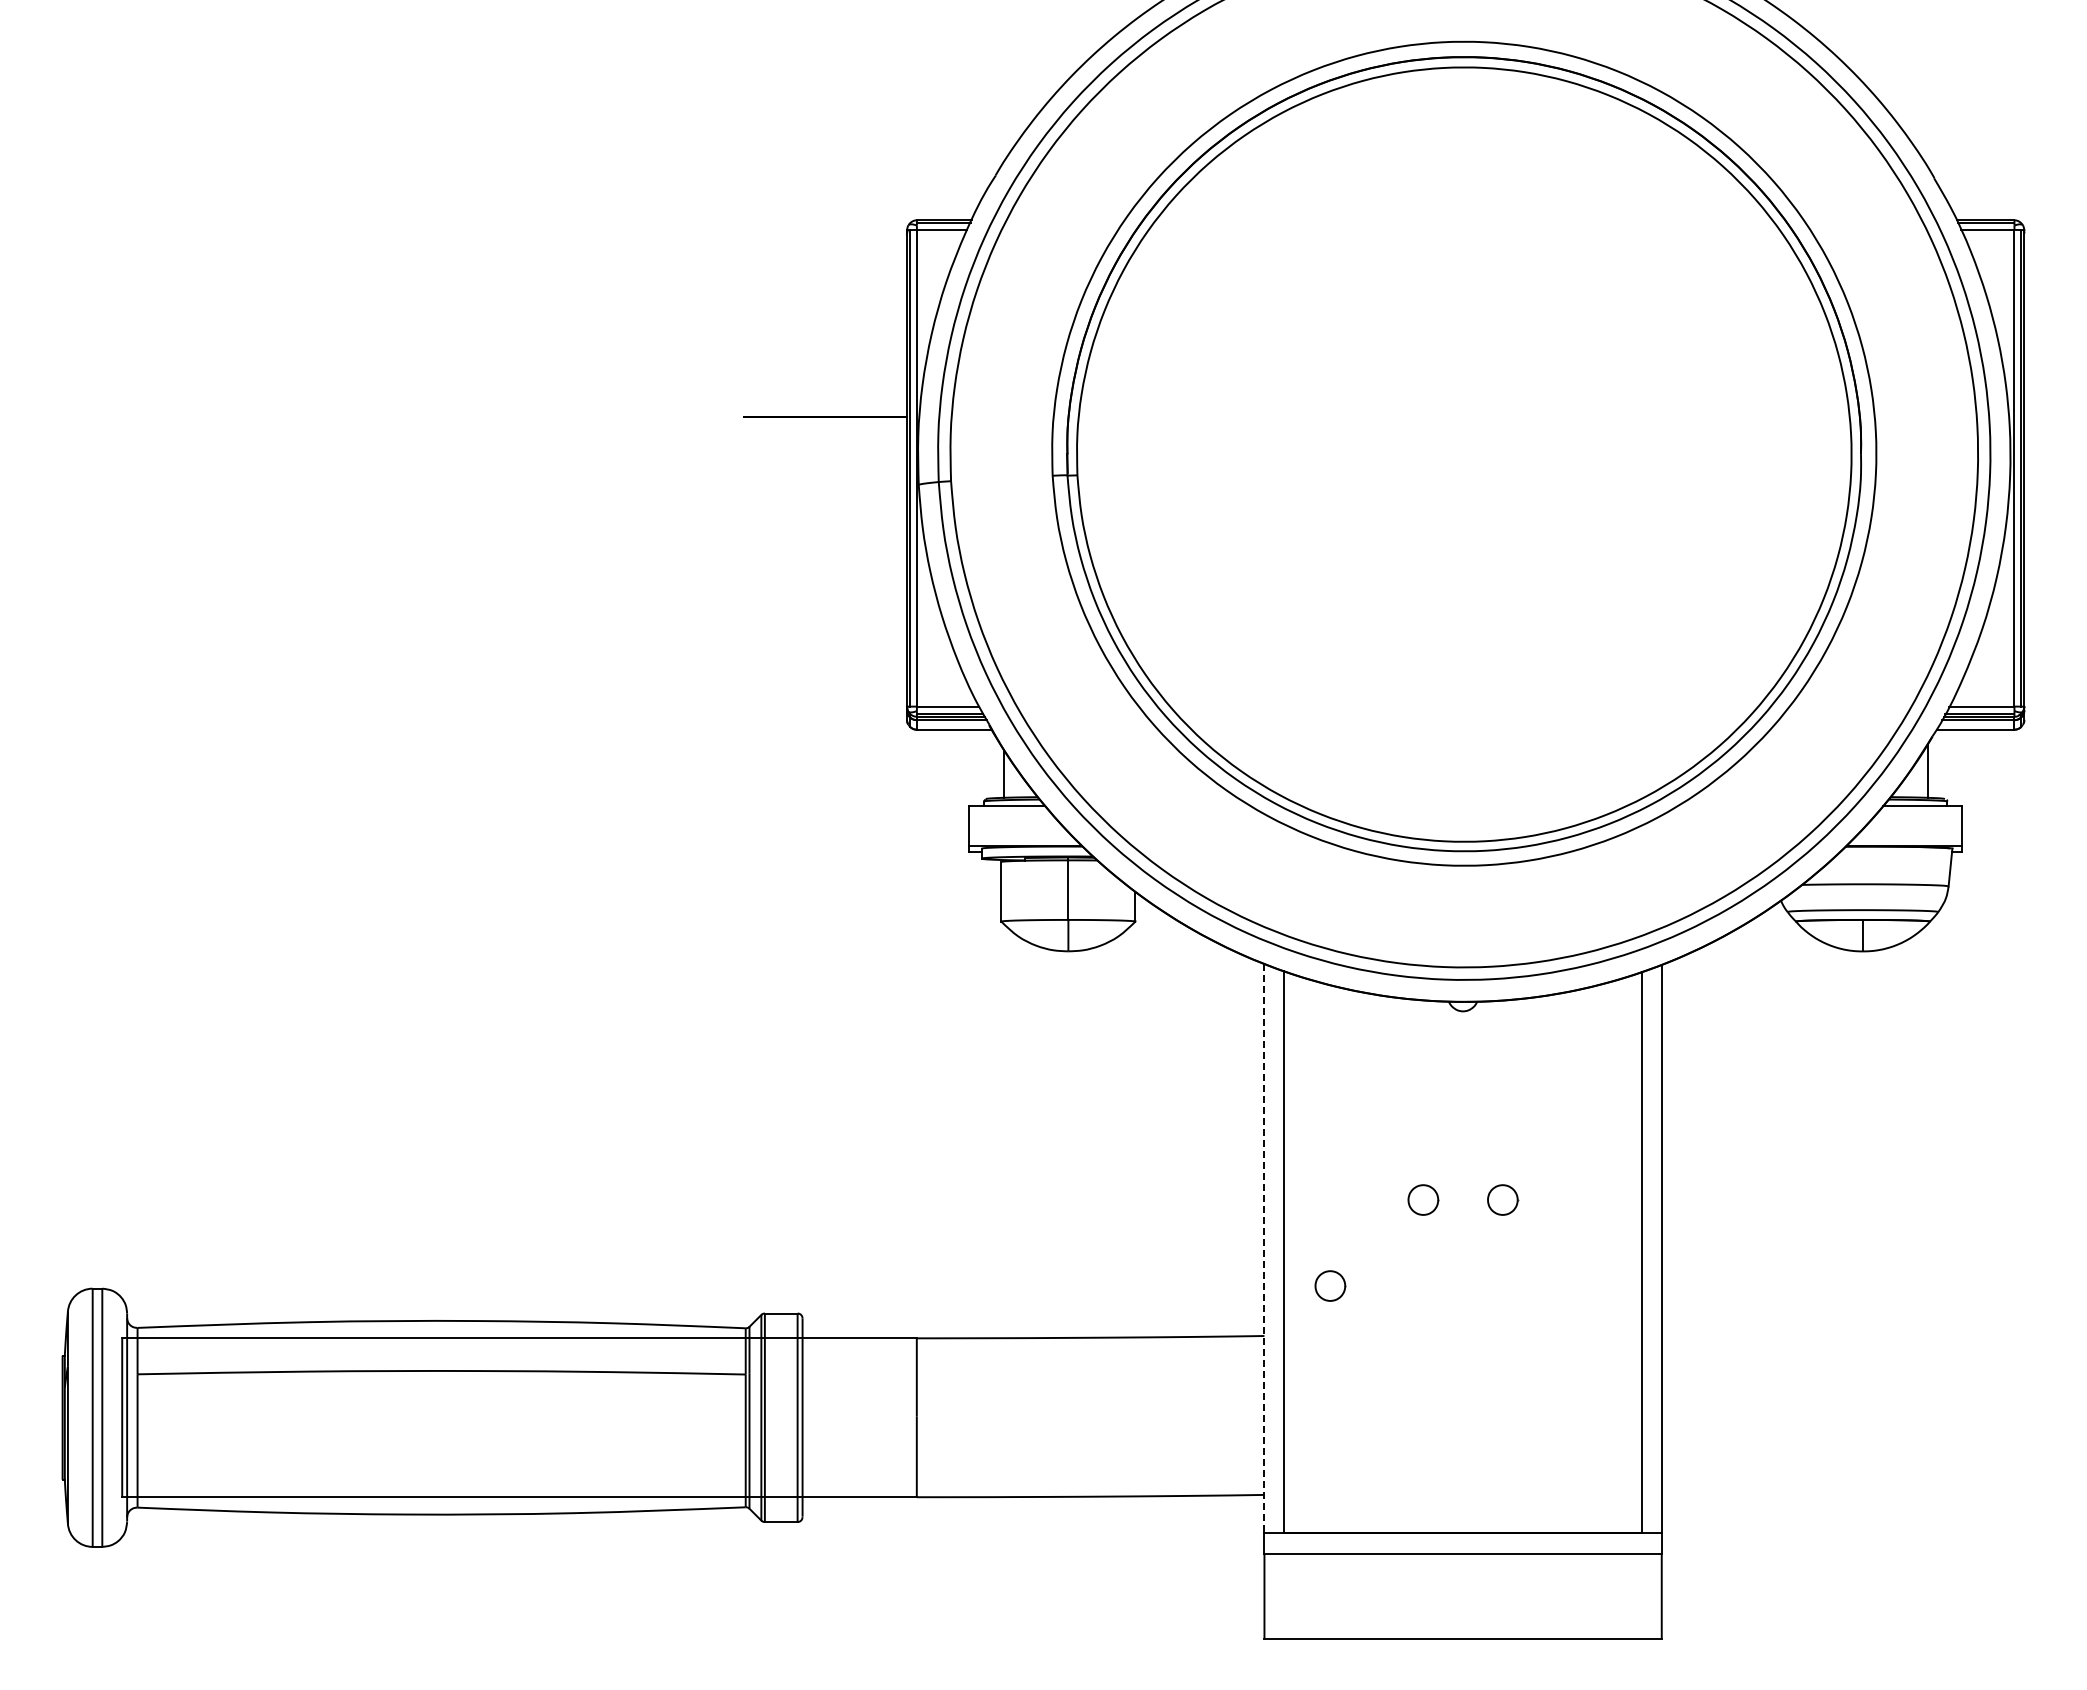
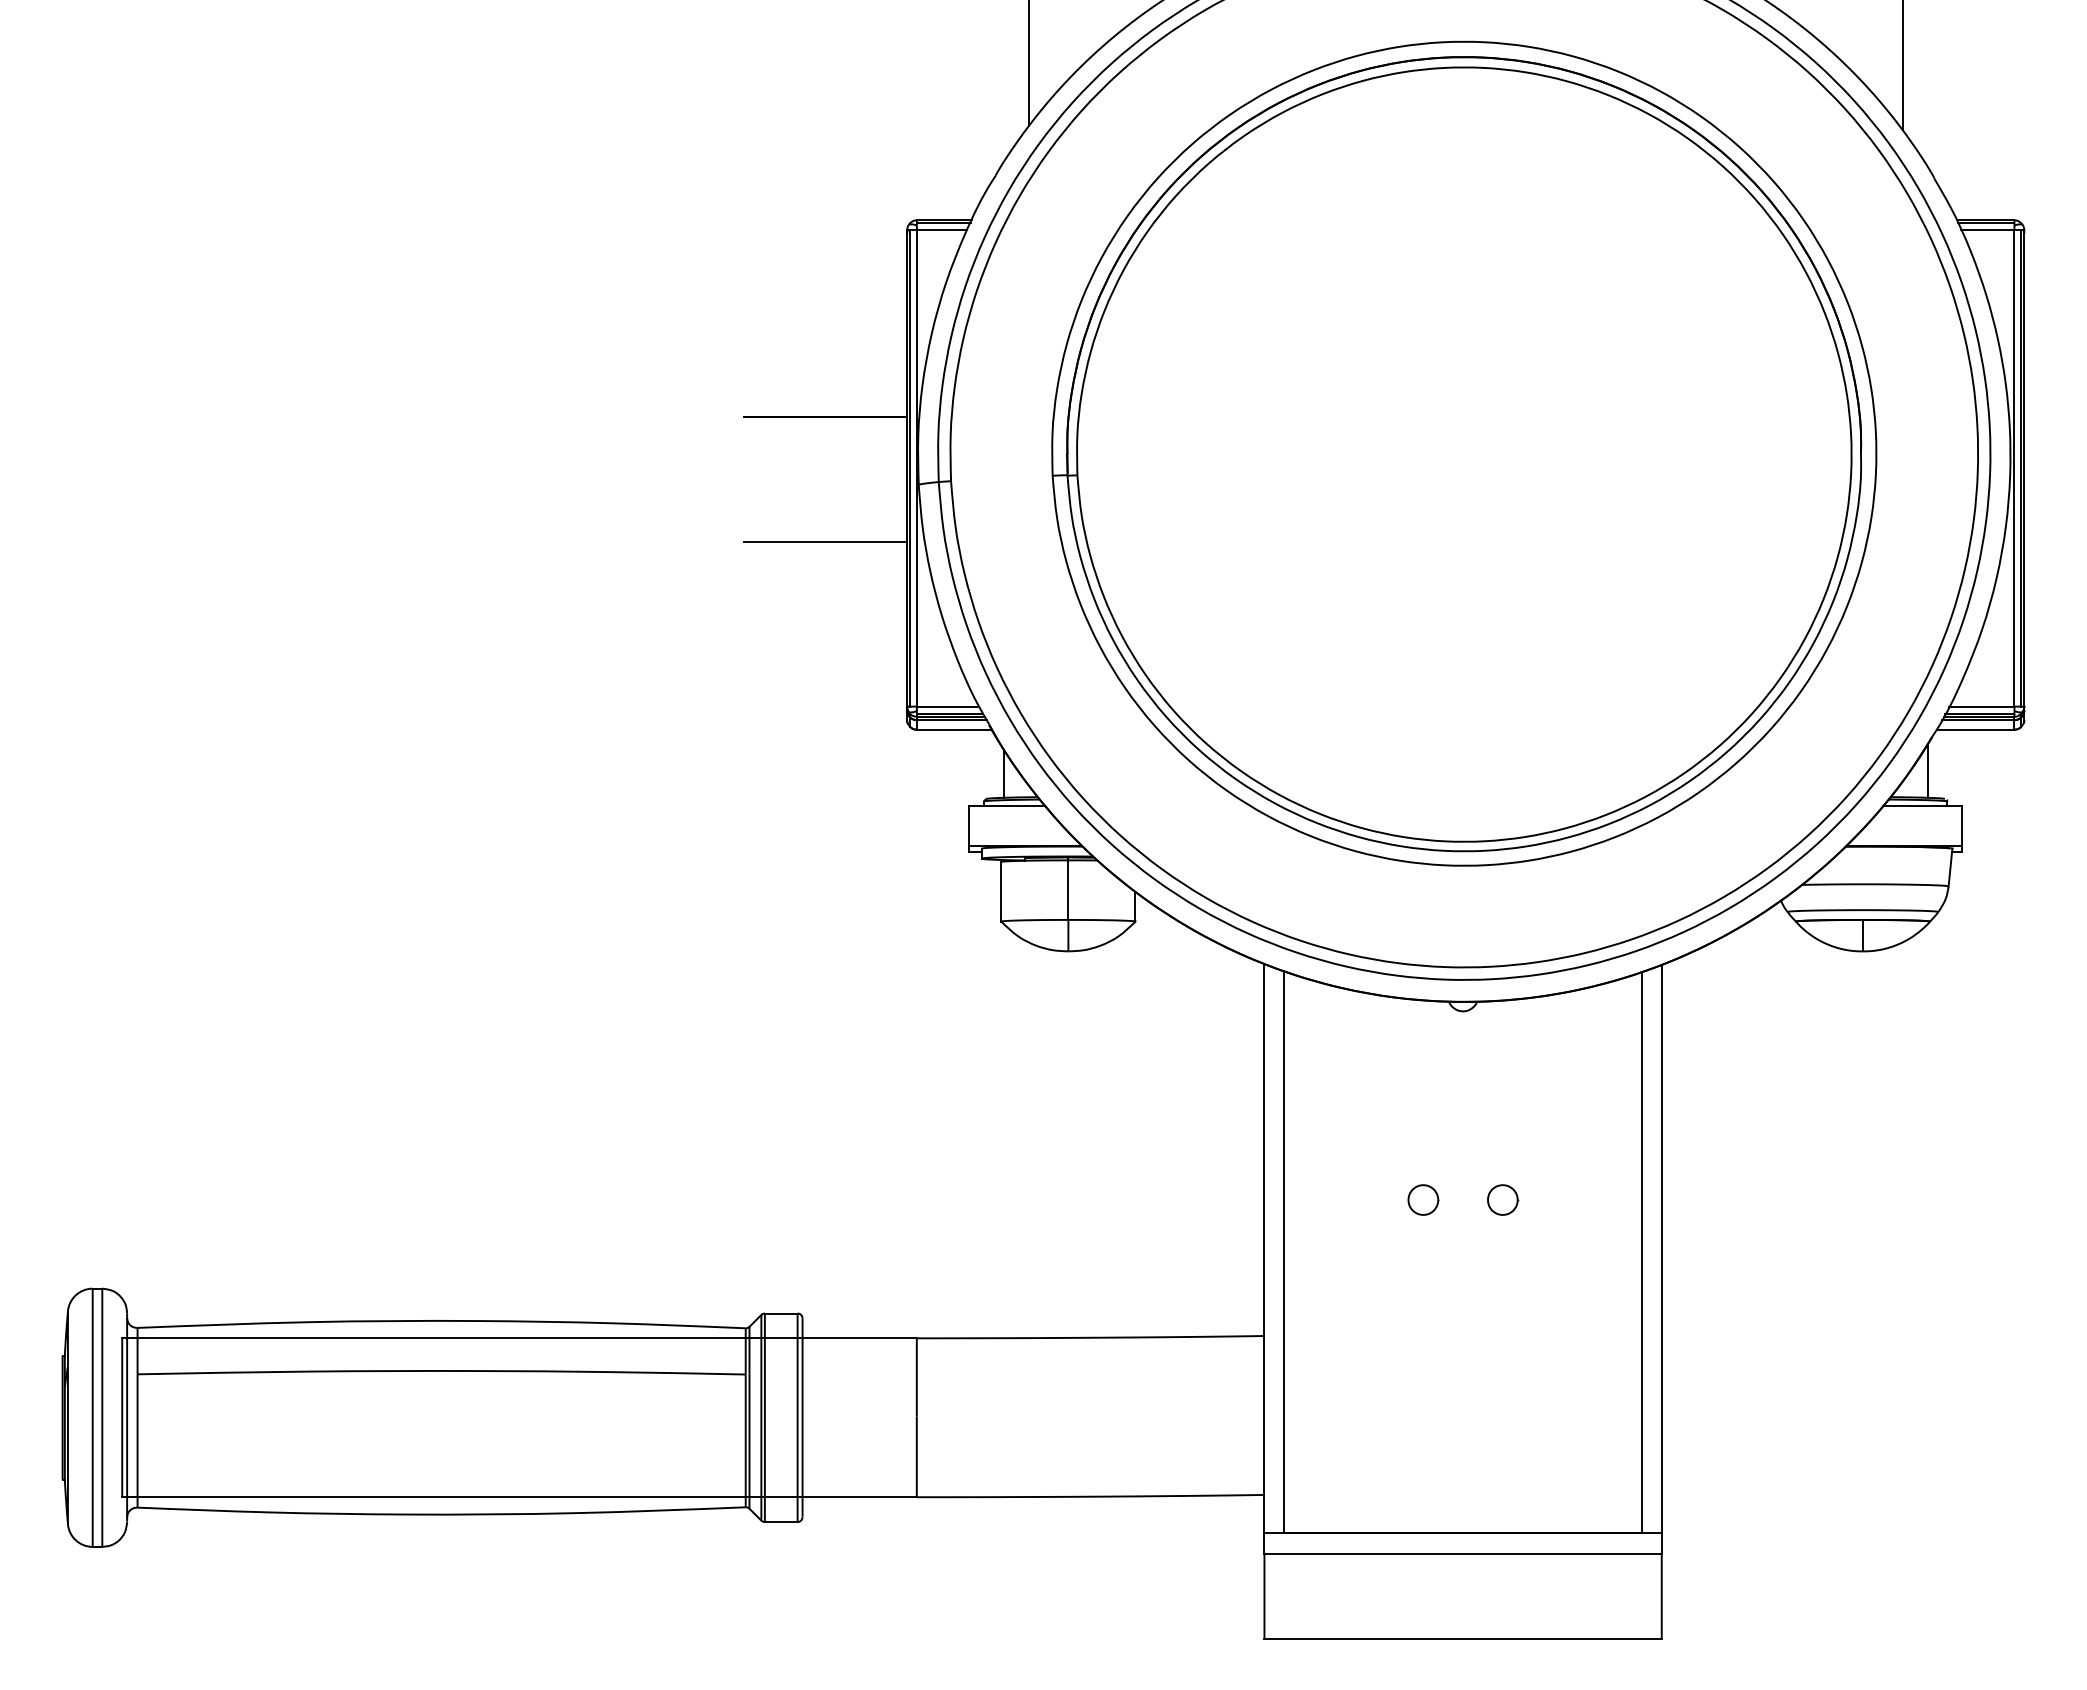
line: none -> present (1028, 64)
line: none -> present (1902, 66)
line: none -> present (825, 541)
line: dashed -> solid (1264, 1247)
part: present -> none (1330, 1285)
